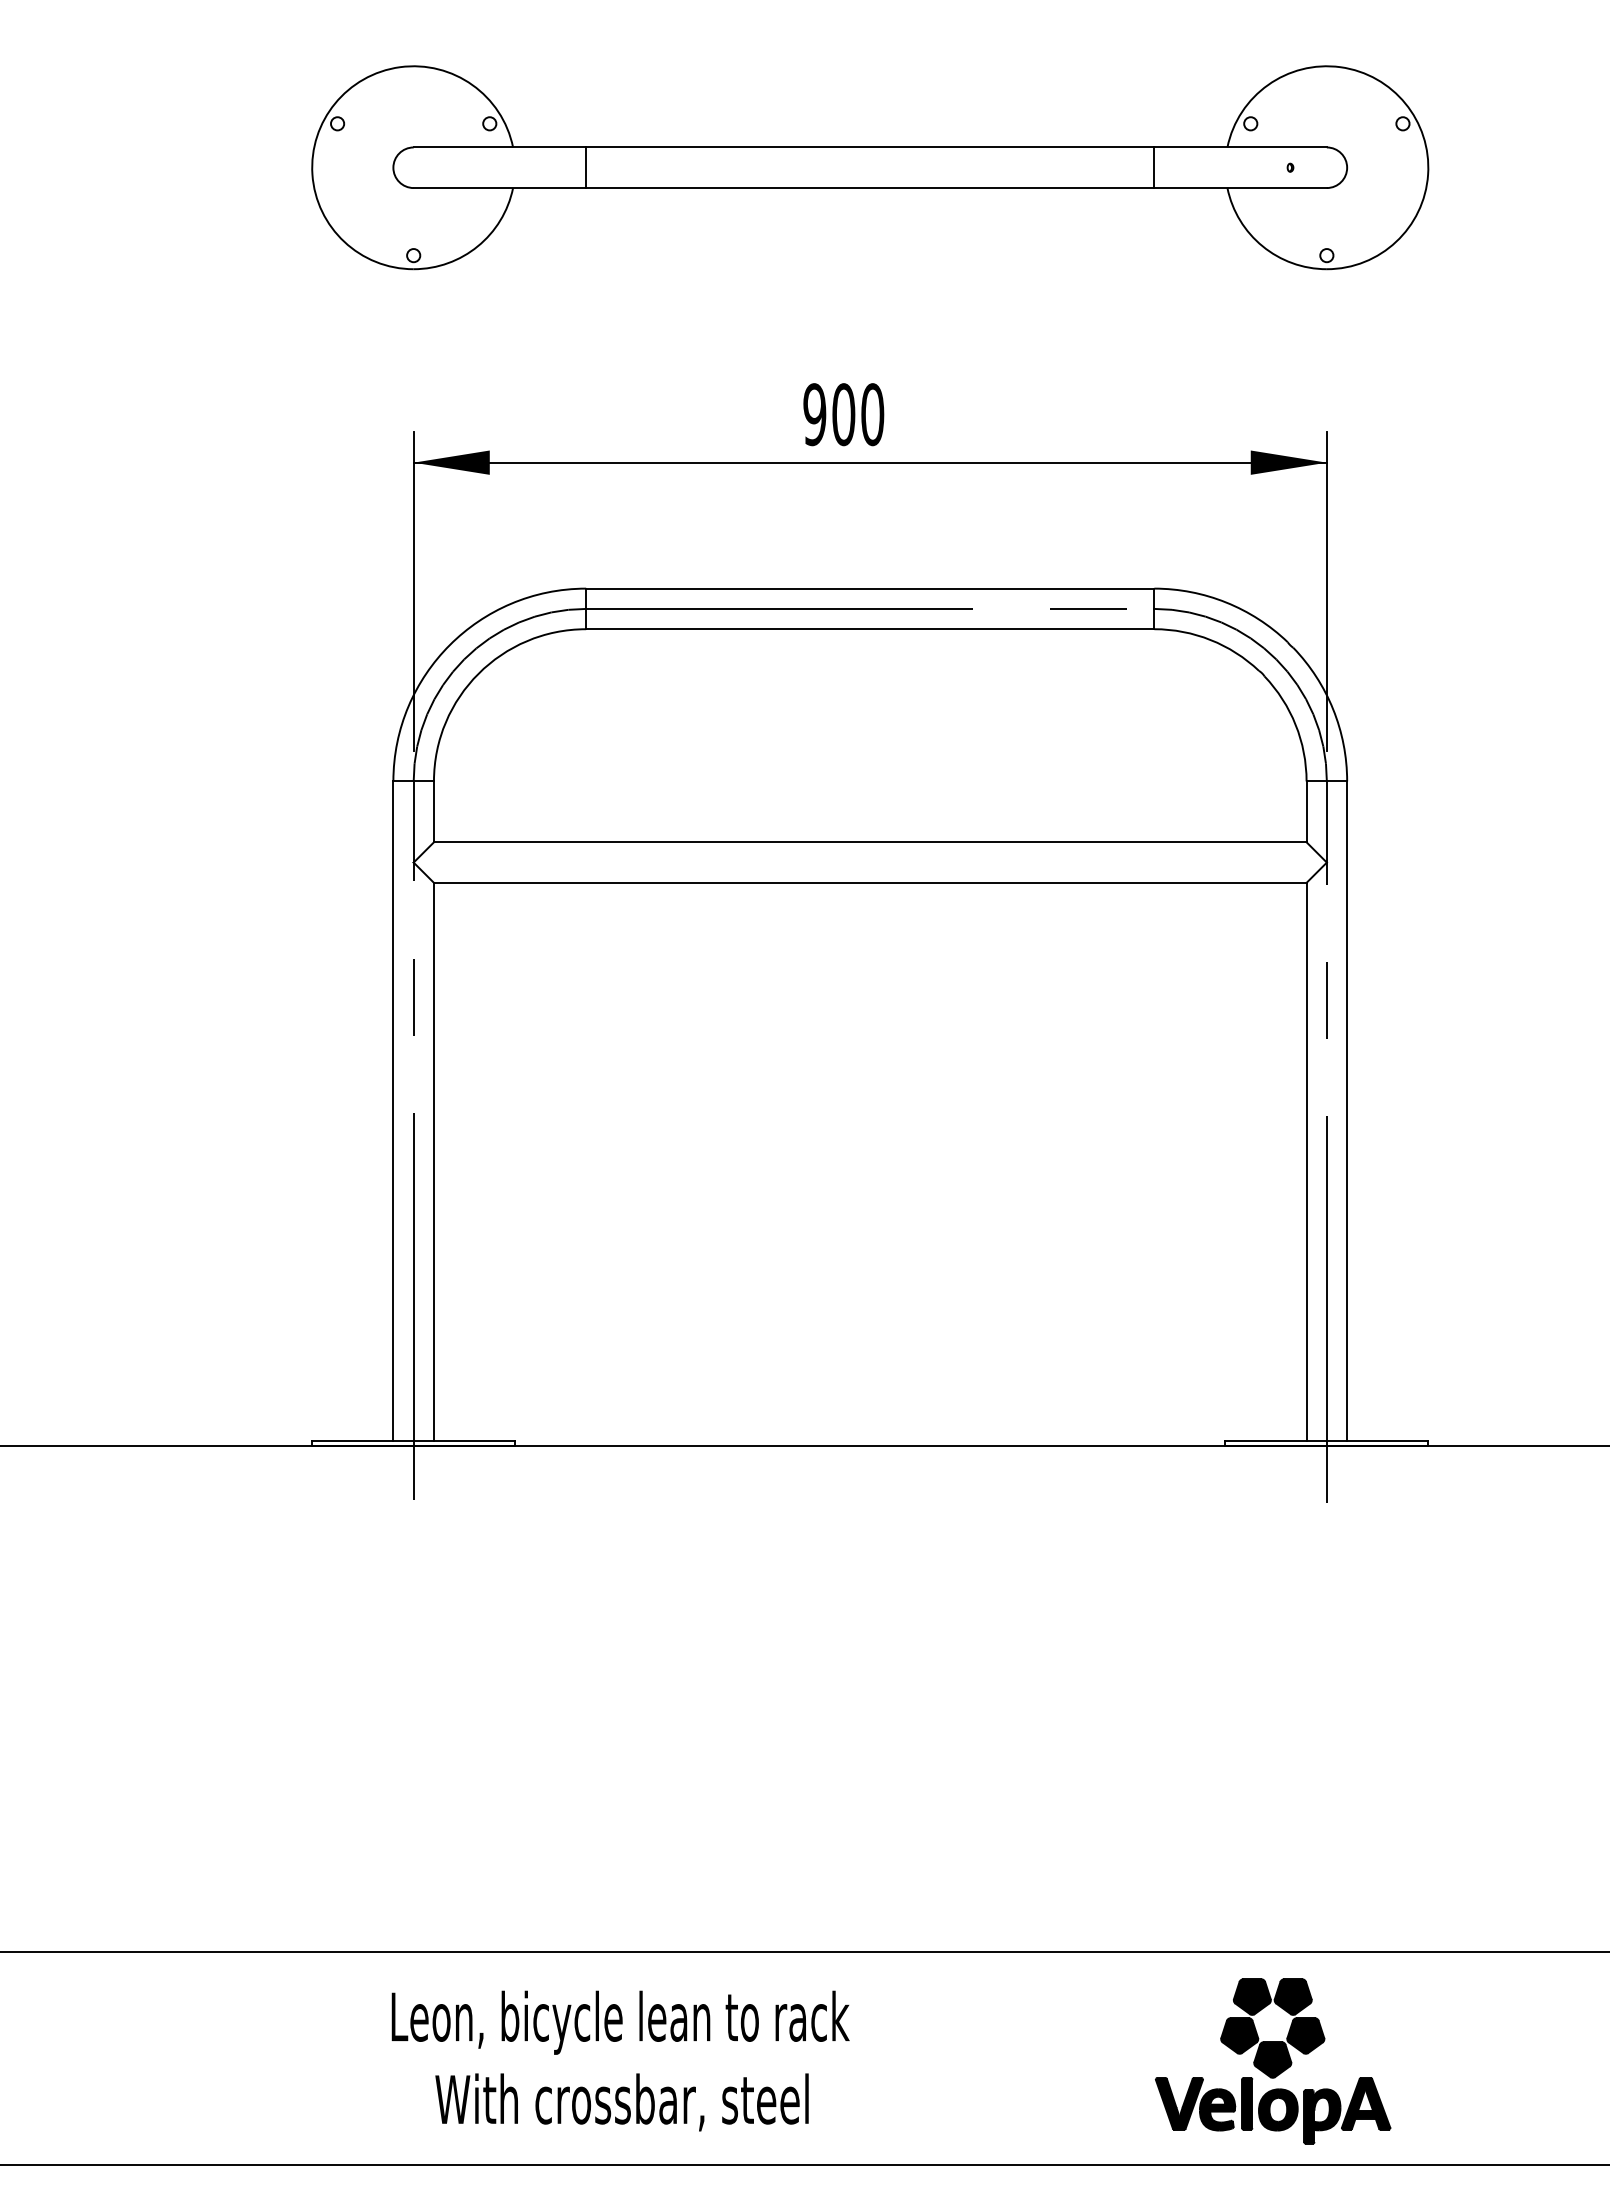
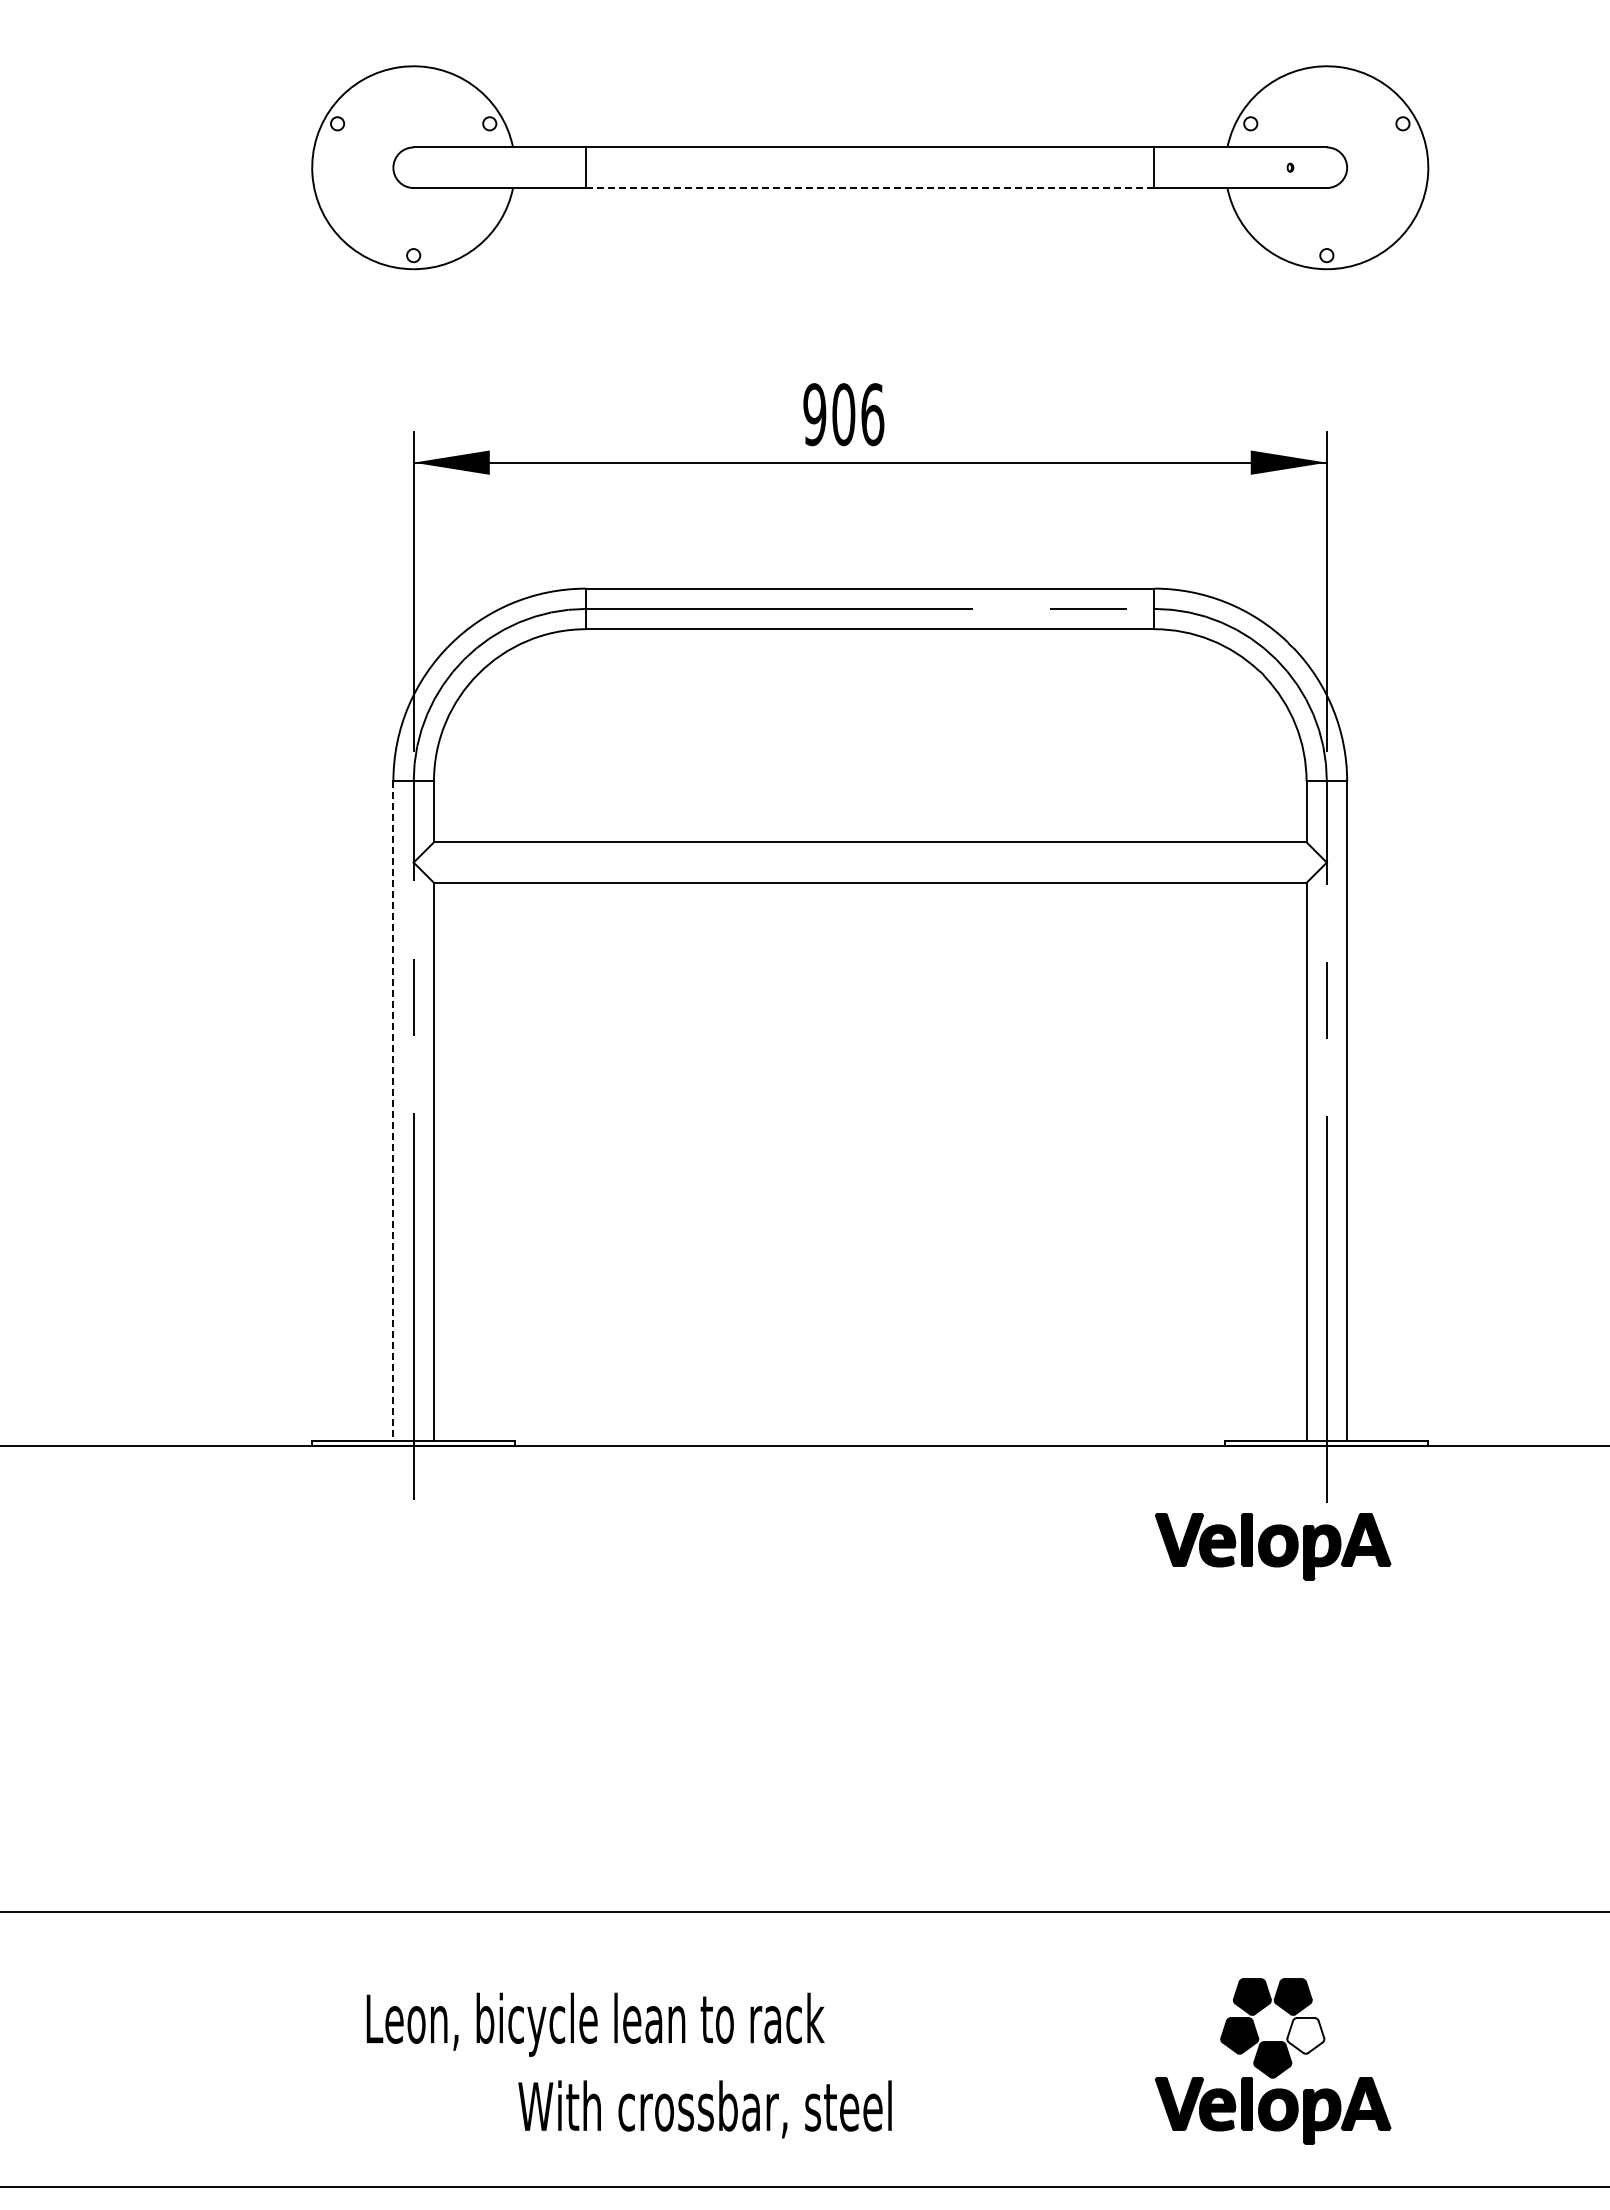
line: solid -> dashed (870, 188)
text: 900 -> 906 (872, 414)
line: solid -> dashed (393, 1111)
part: none -> present (1273, 1546)
line position: (804, 1951) -> (804, 1911) (804, 1911)
text position: (620, 2022) -> (595, 2024) (595, 2024)
fill: present -> none (1305, 2035)
text position: (621, 2102) -> (704, 2109) (704, 2109)
line position: (804, 2164) -> (804, 2186) (804, 2186)
